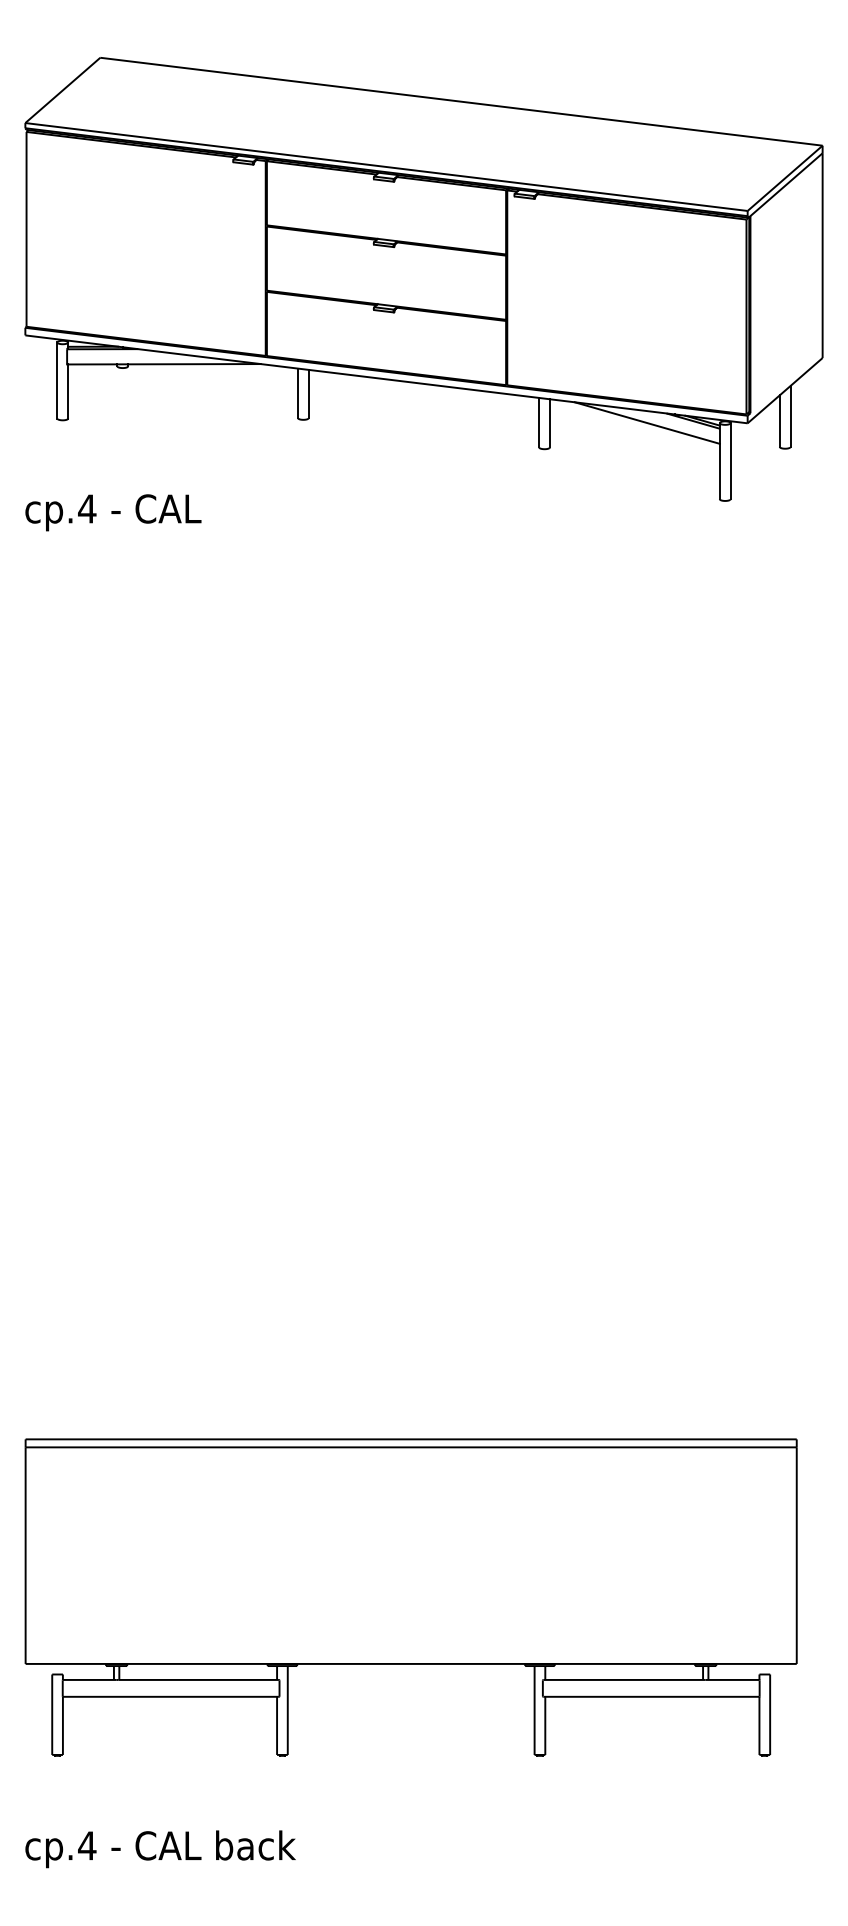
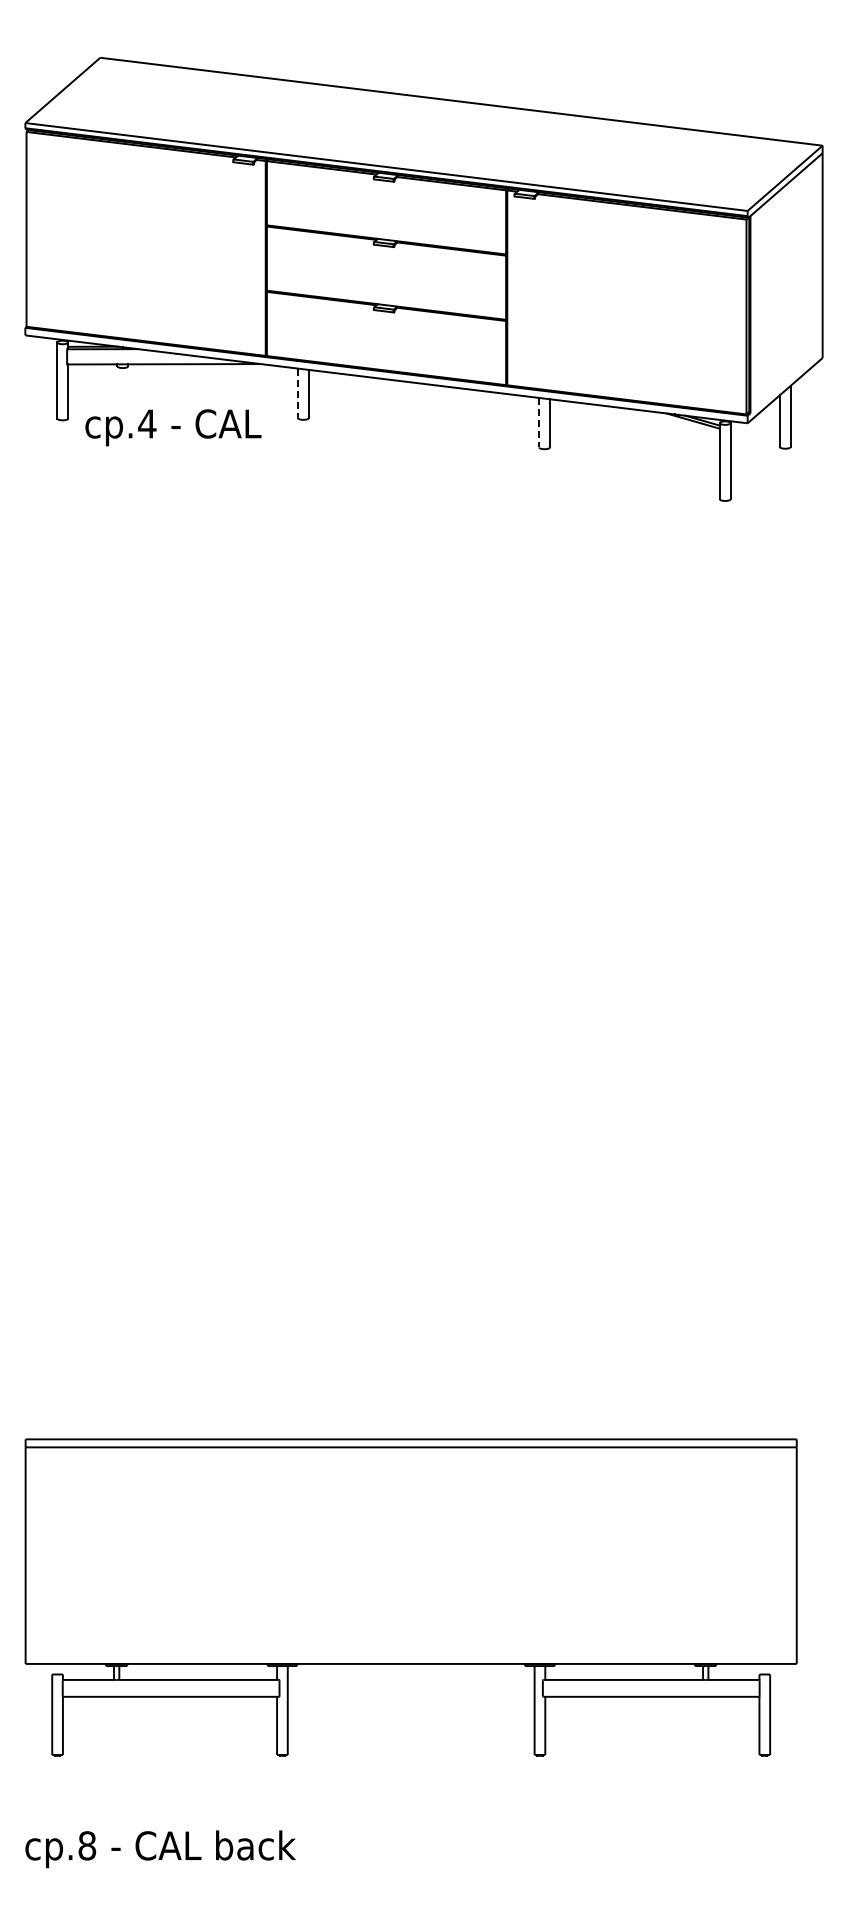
line: solid -> dashed (298, 393)
line: solid -> dashed (539, 422)
line: present -> none (646, 422)
text position: (113, 512) -> (173, 427) (173, 427)
text: cp.4 -> cp.8 (87, 1845)
